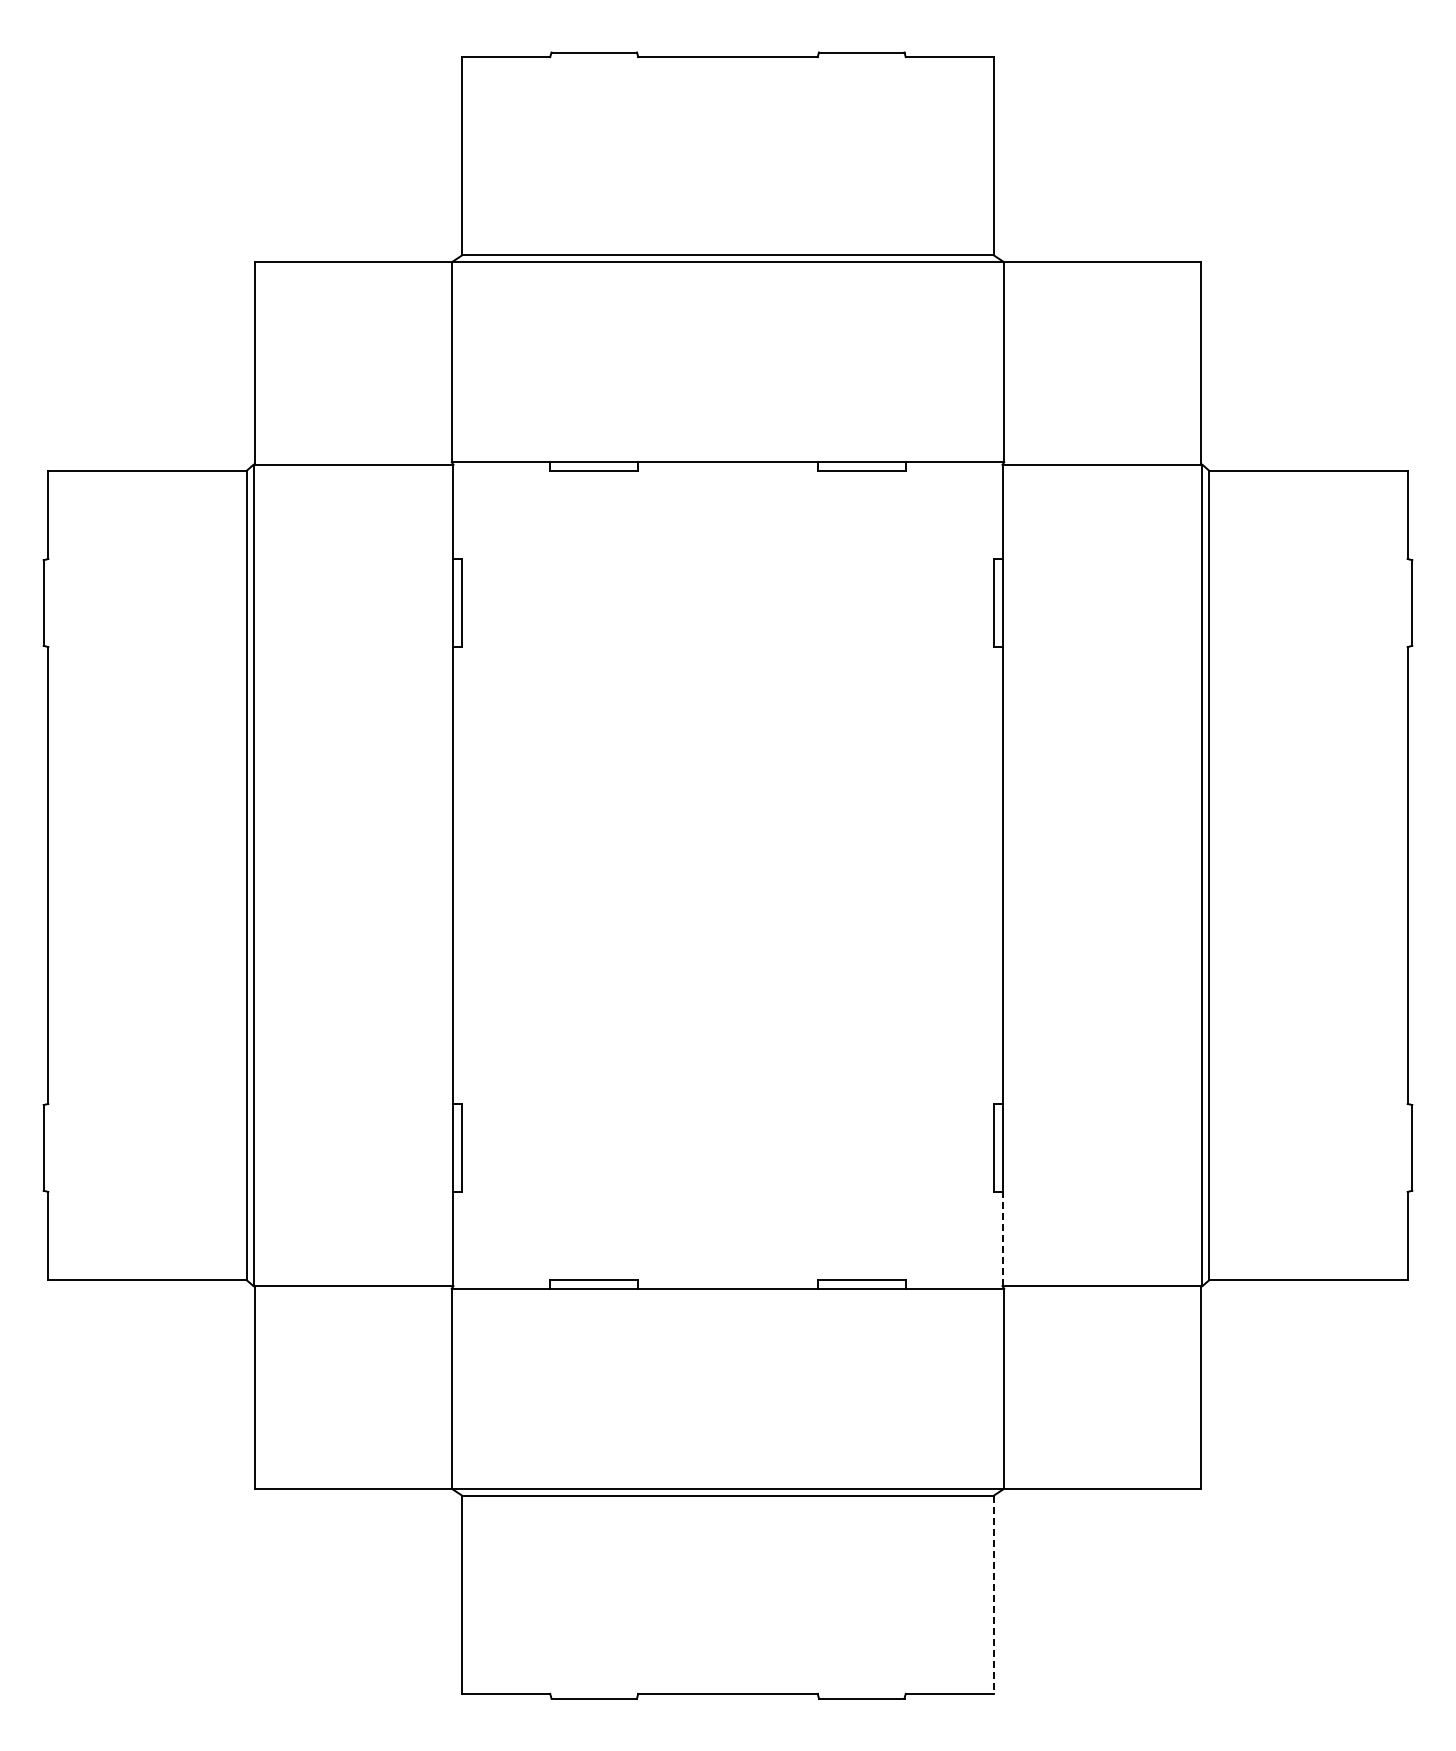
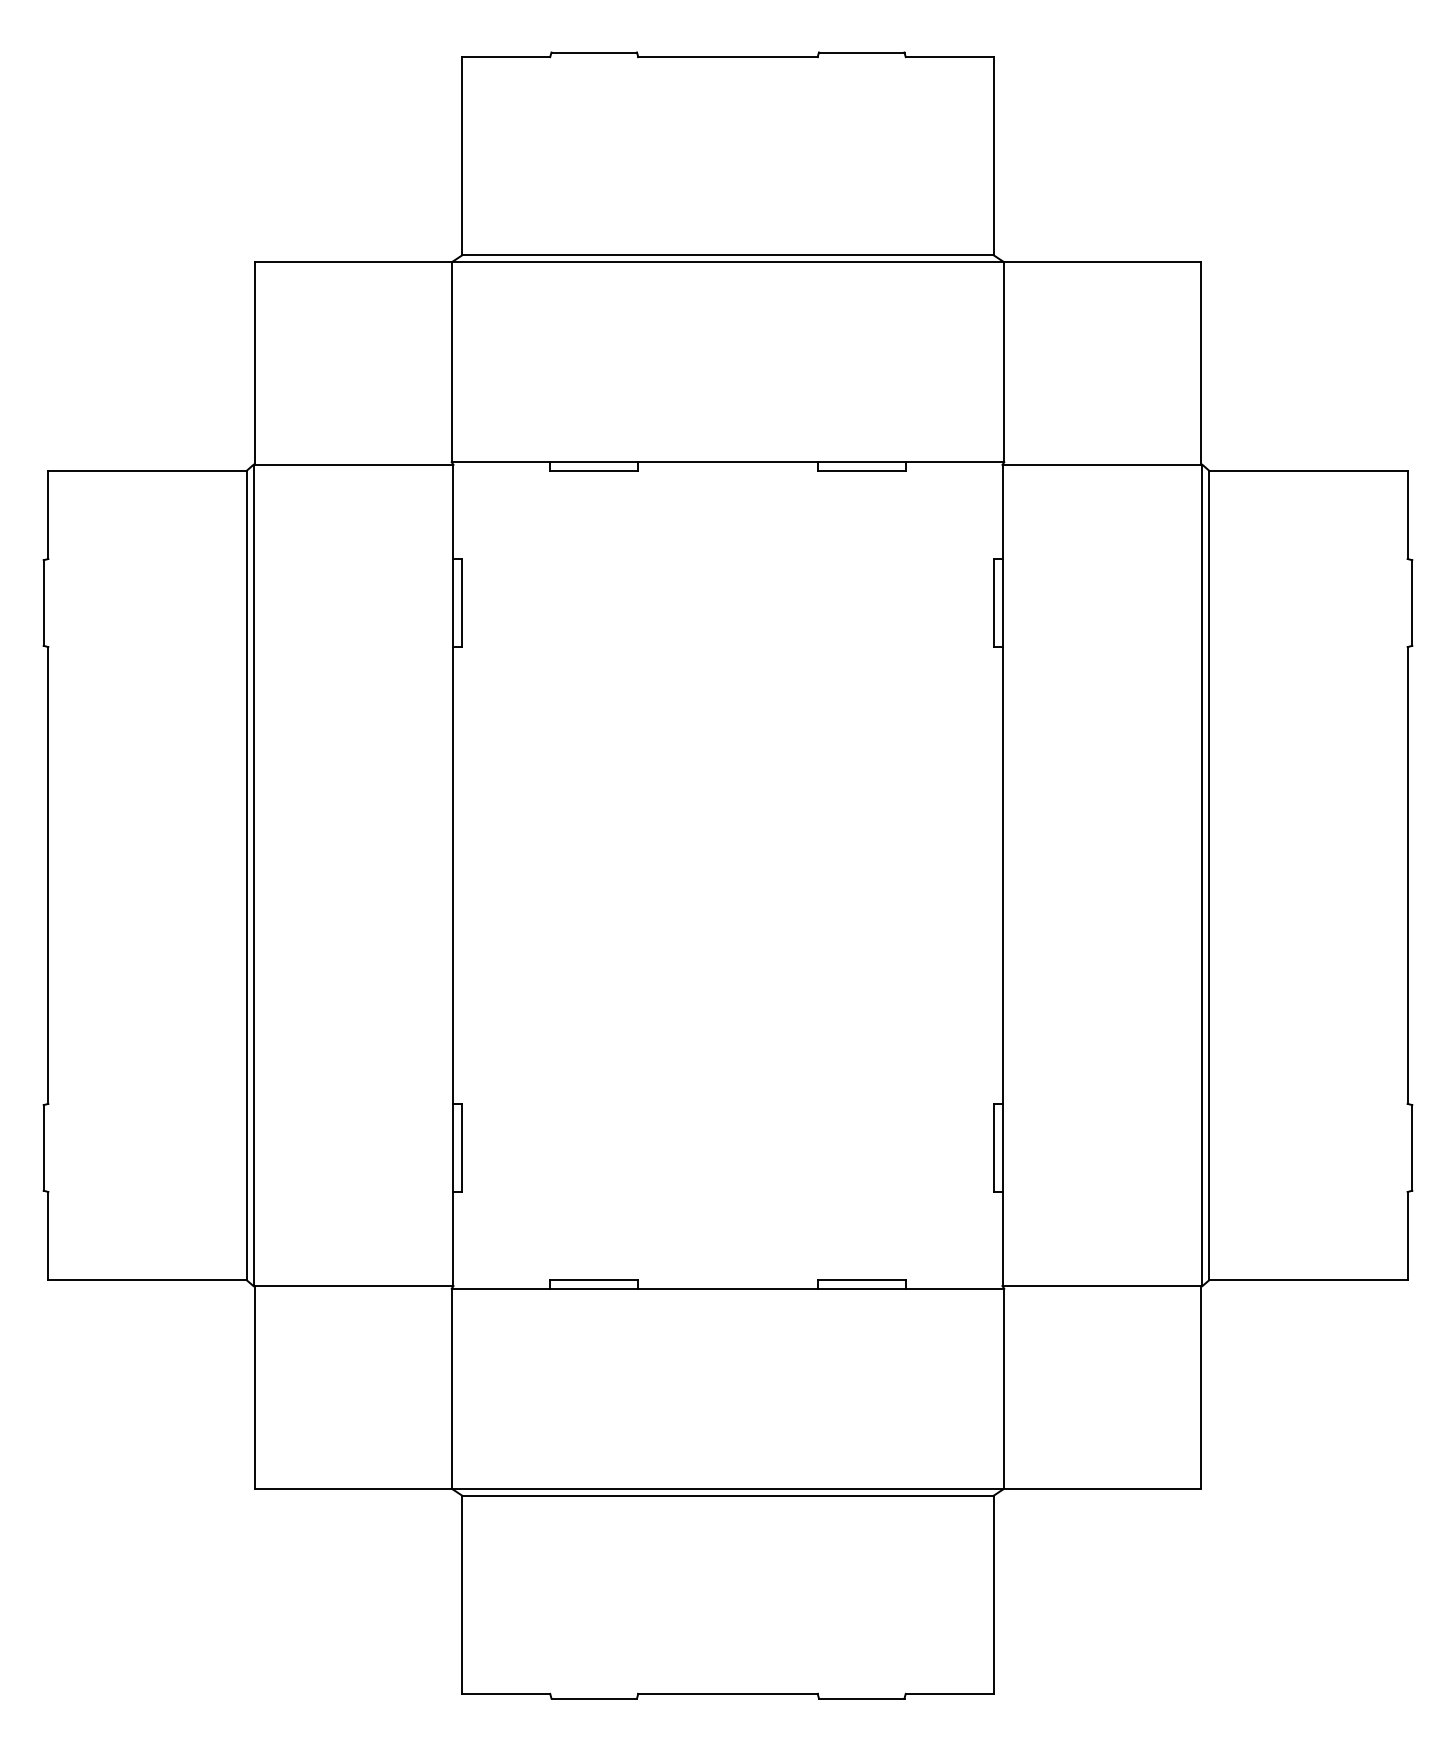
line: dashed -> solid (1002, 1238)
line: dashed -> solid (993, 1595)
